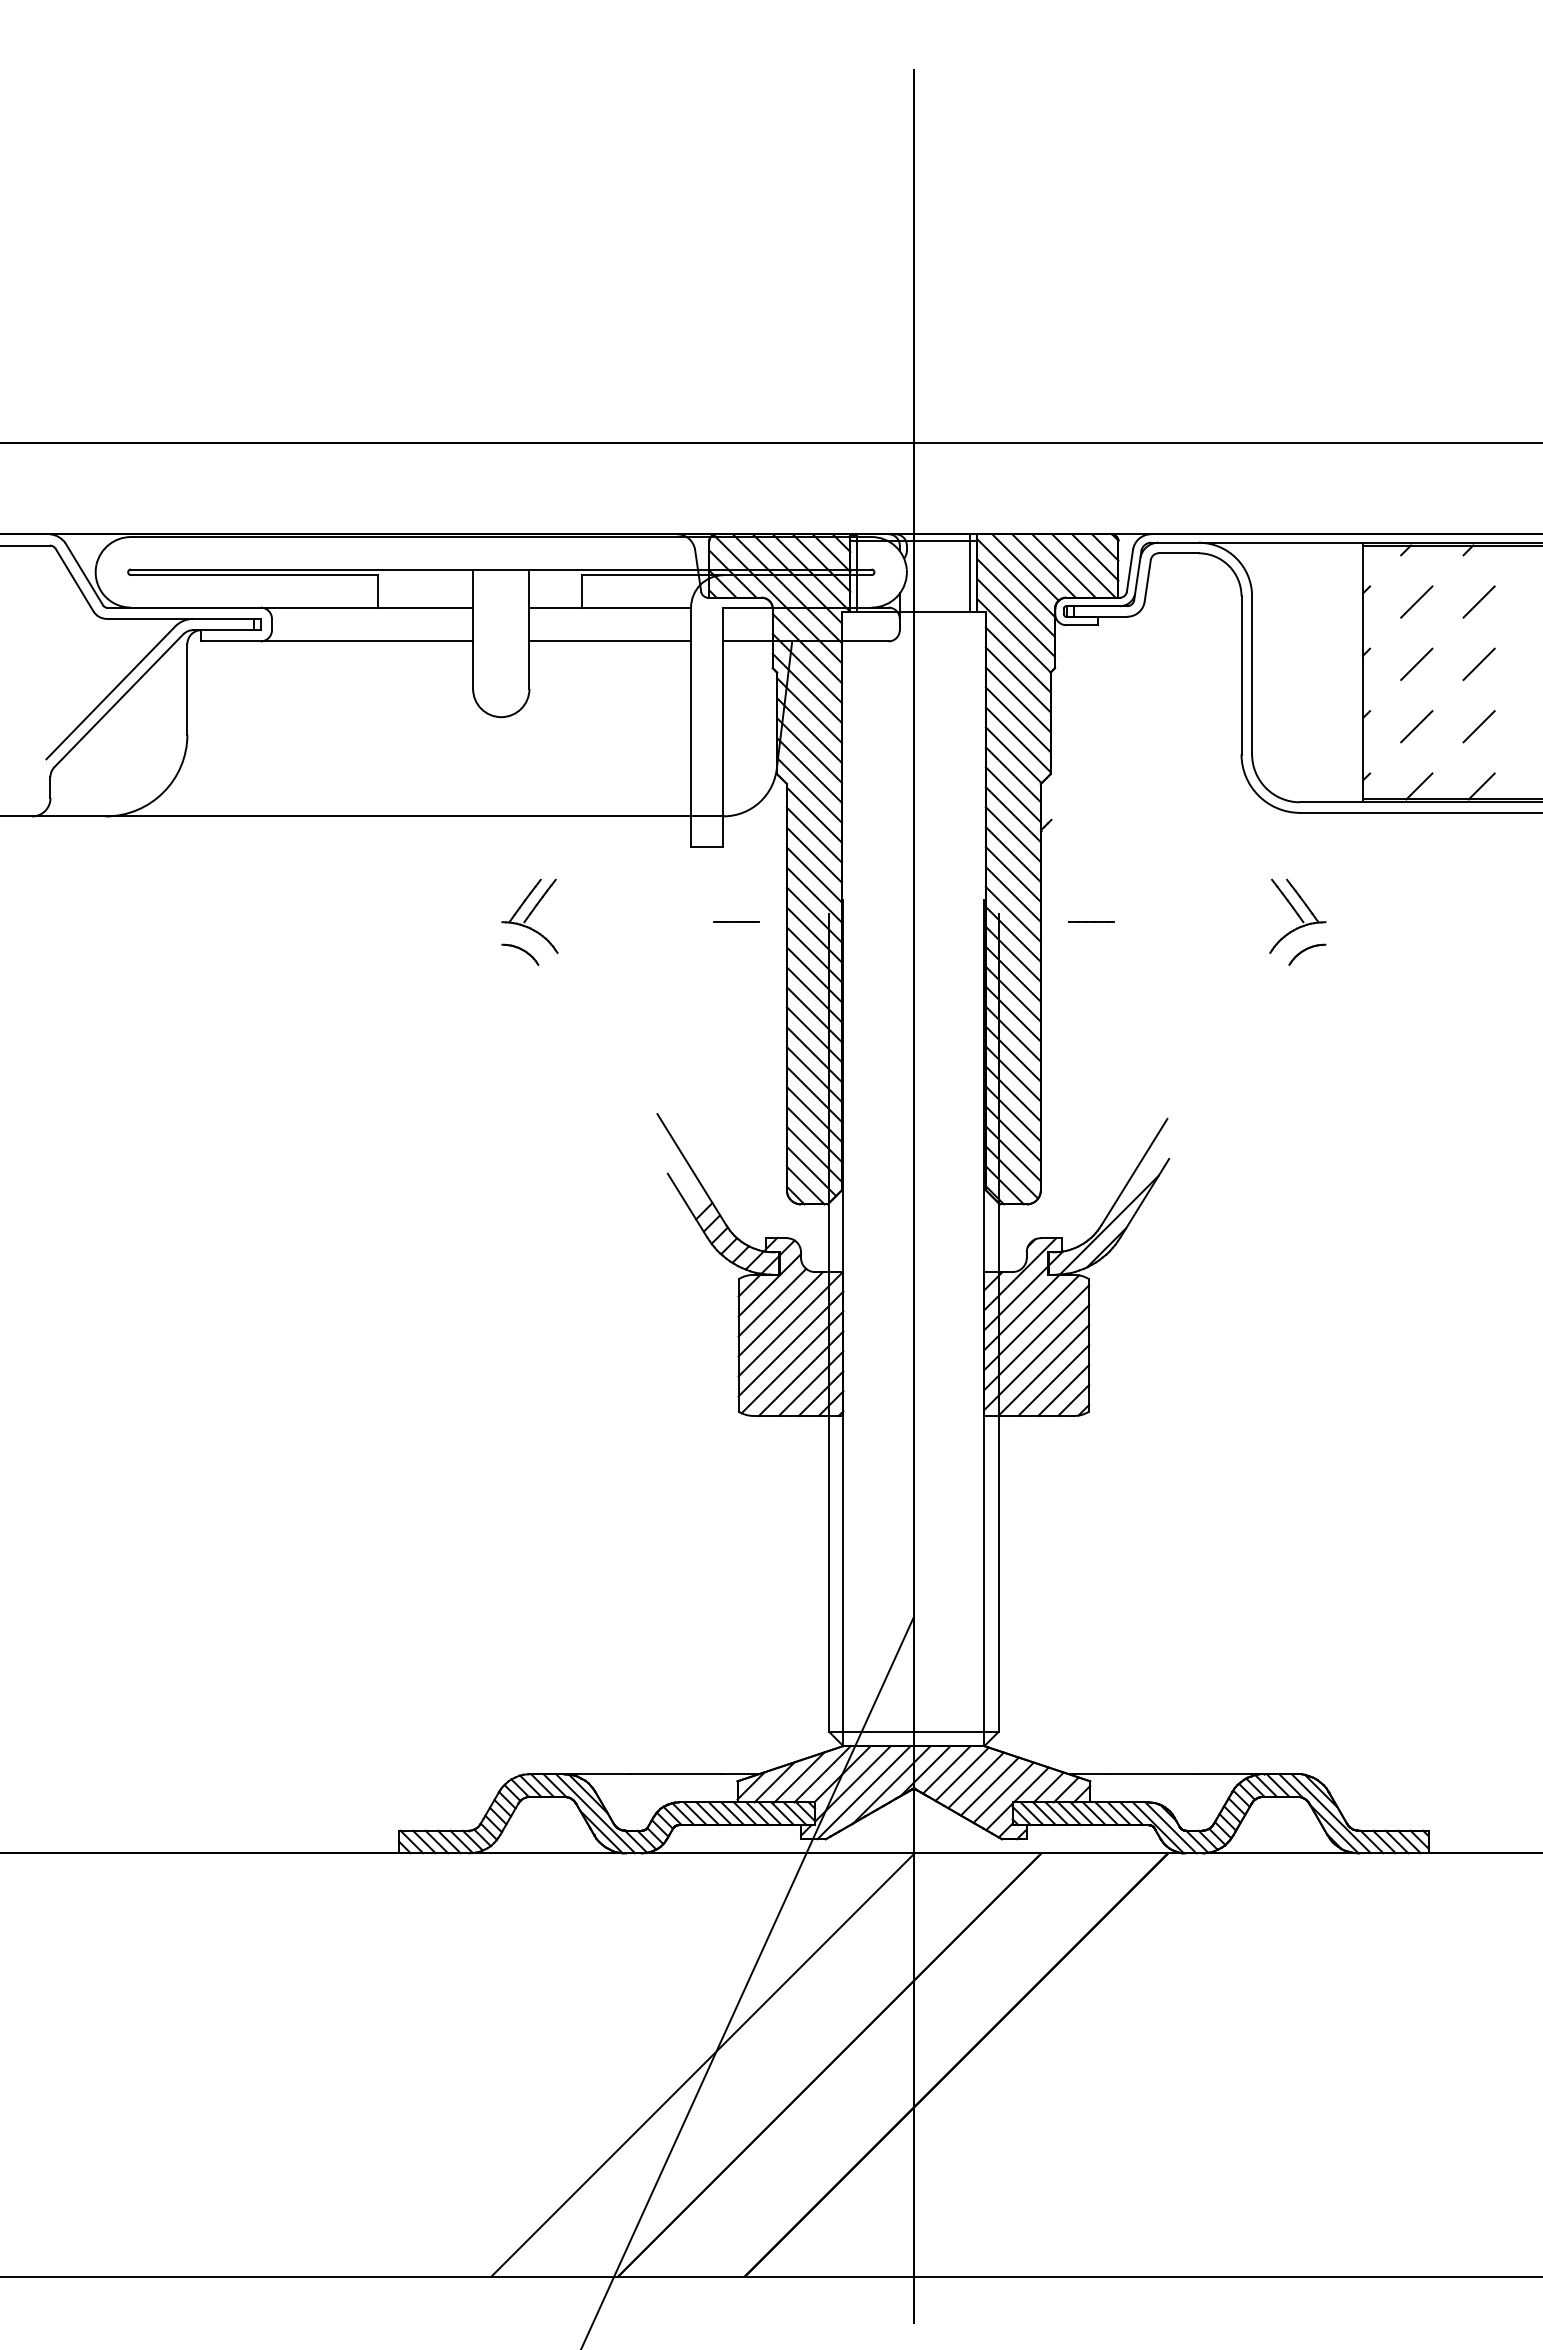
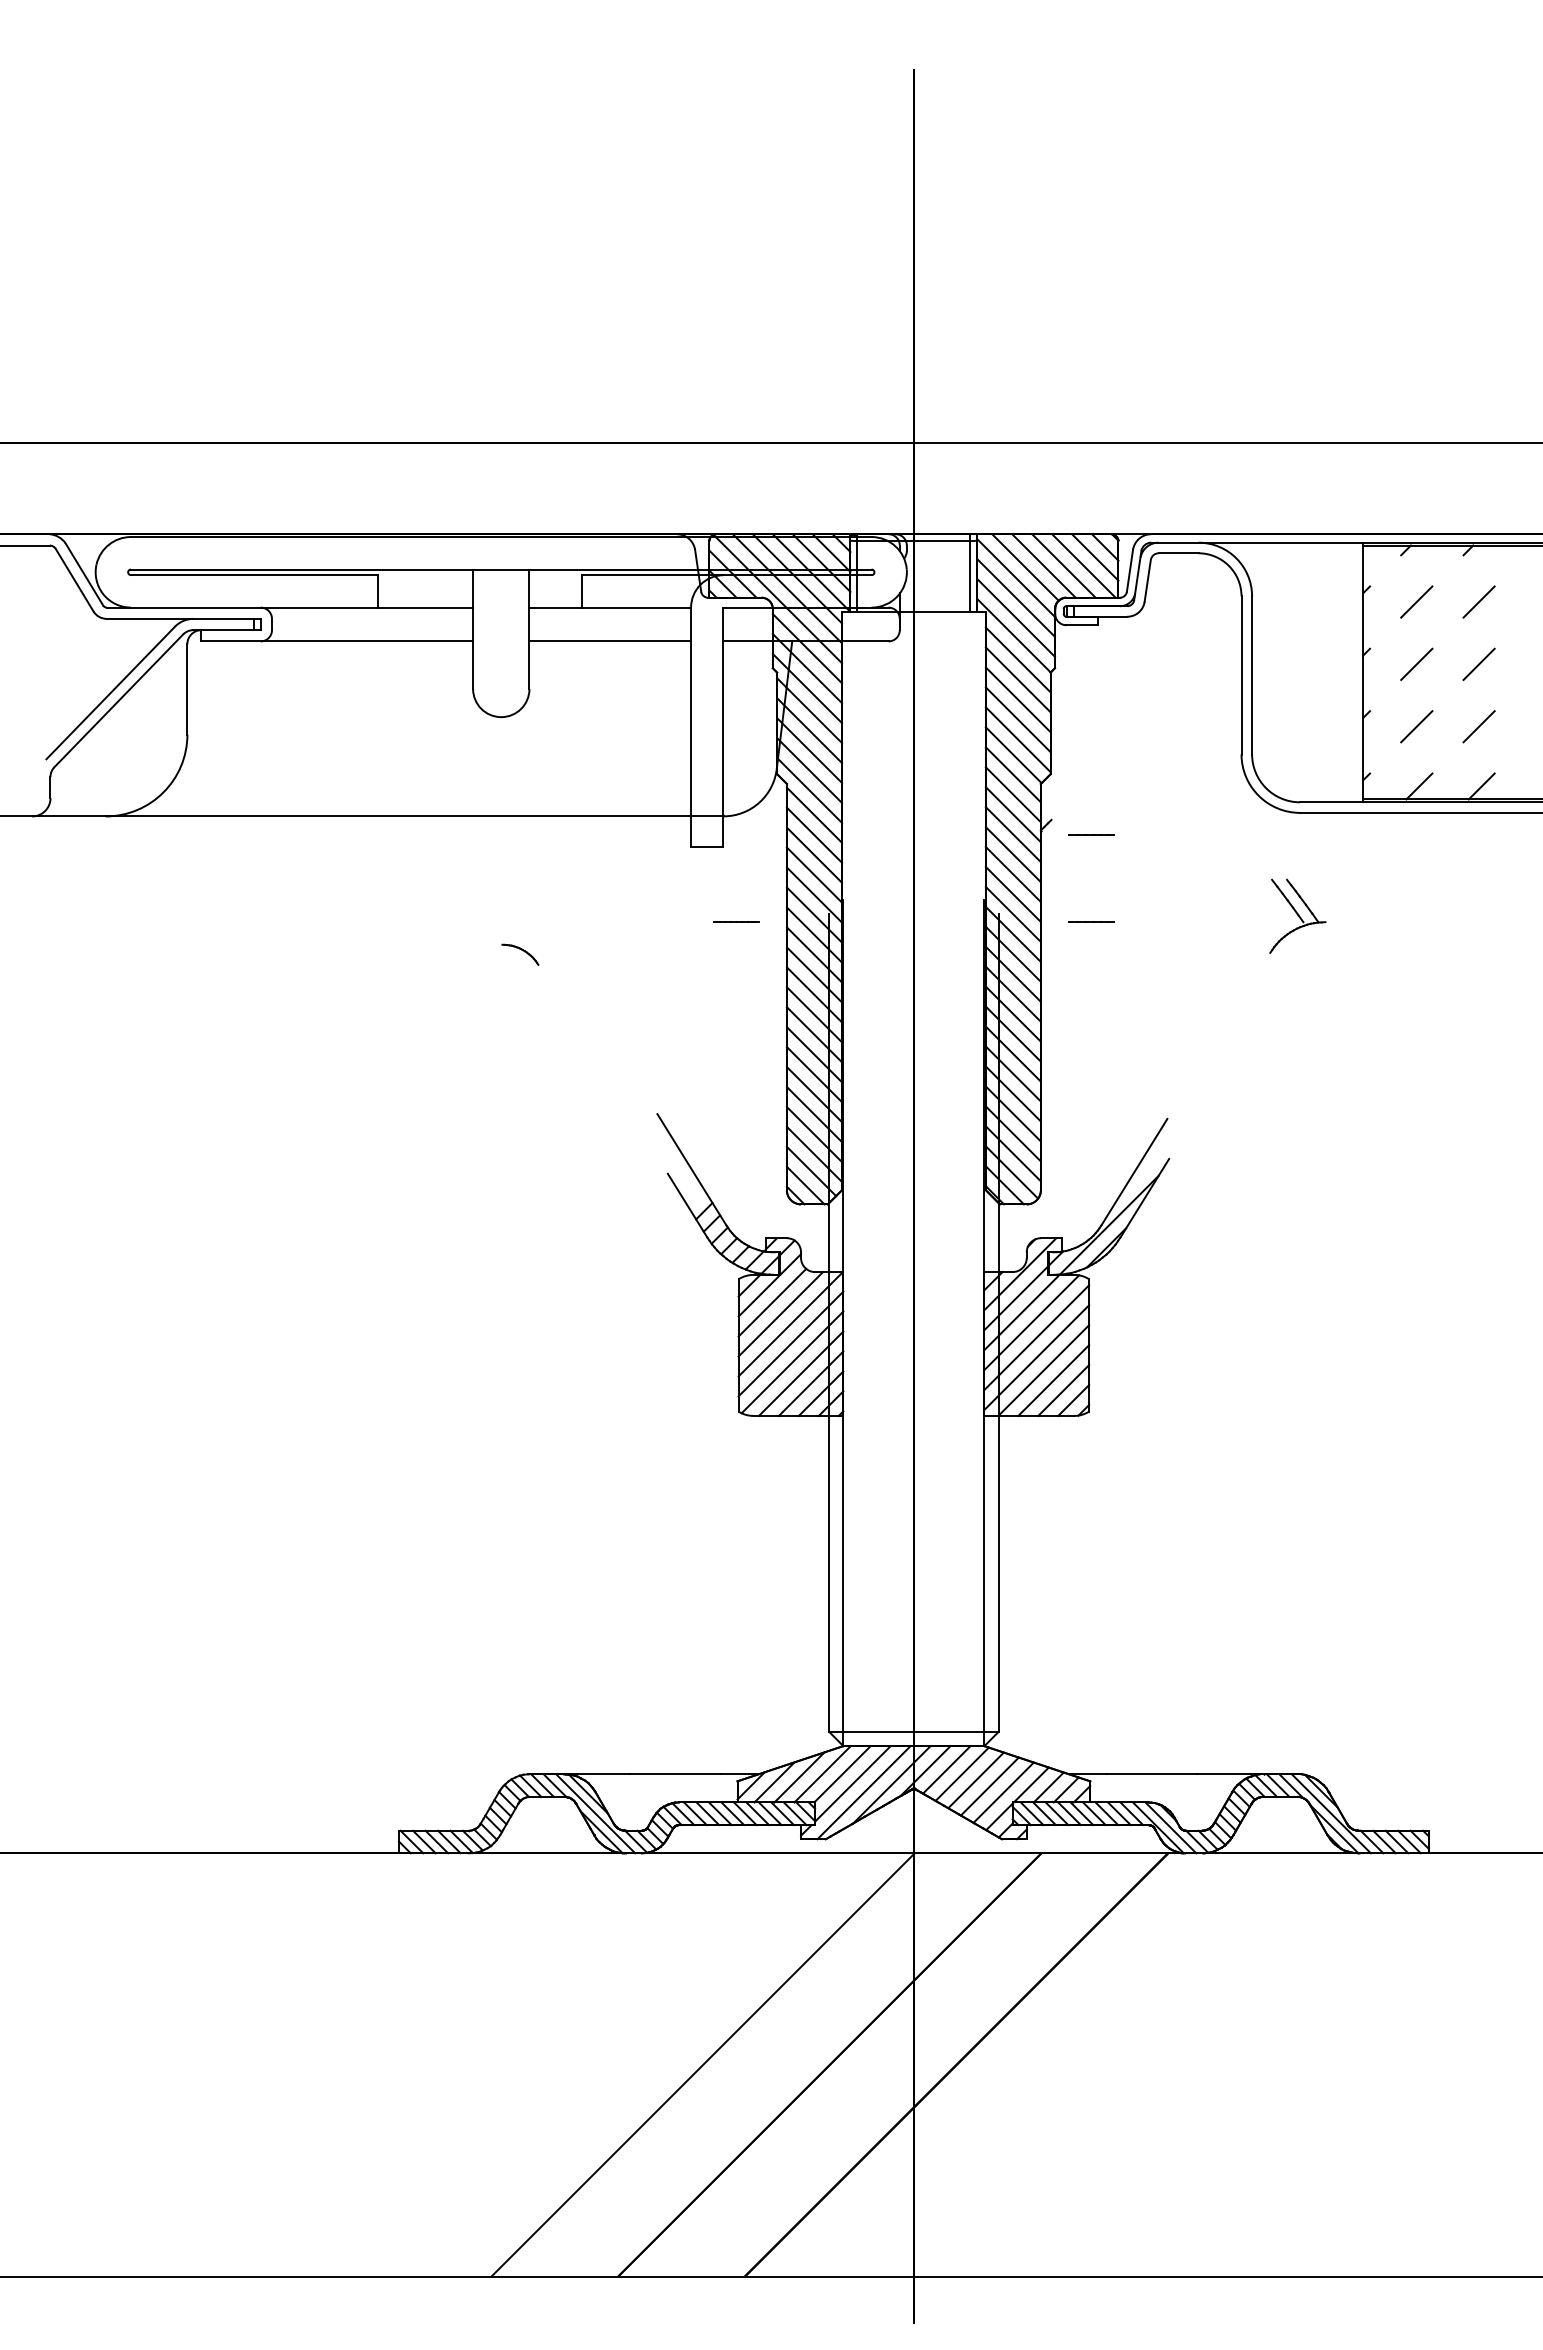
line: none -> present (1091, 834)
part: present -> none (529, 915)
part: present -> none (1307, 954)
line: present -> none (747, 1981)
